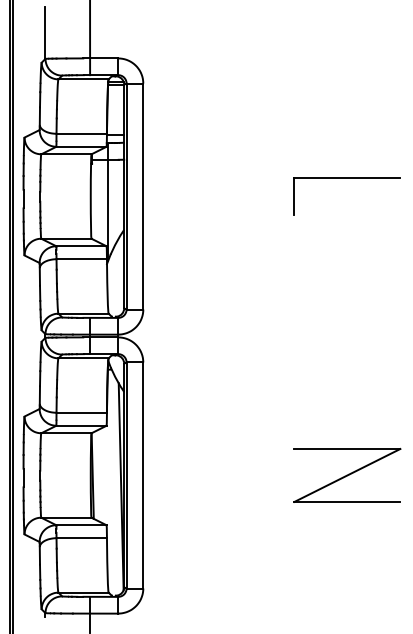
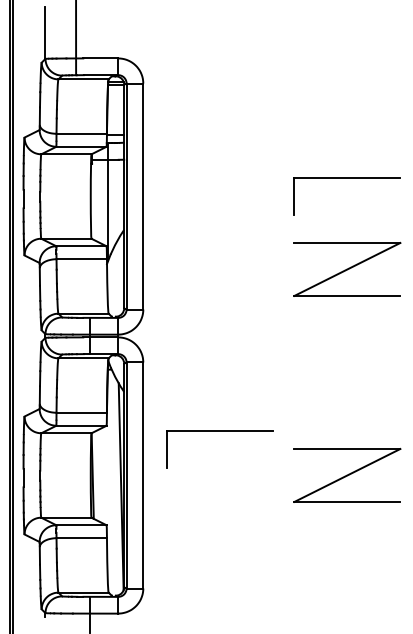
line position: (90, 38) -> (76, 38) (76, 38)
part: none -> present (347, 269)
part: none -> present (219, 431)
